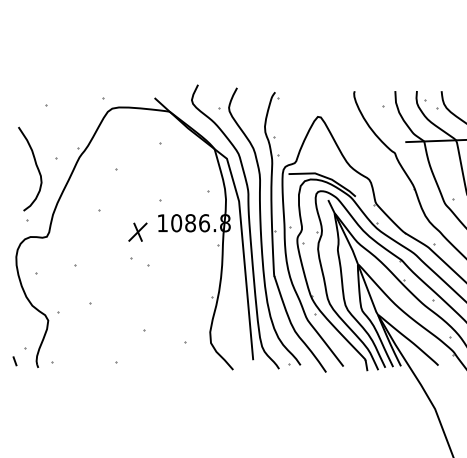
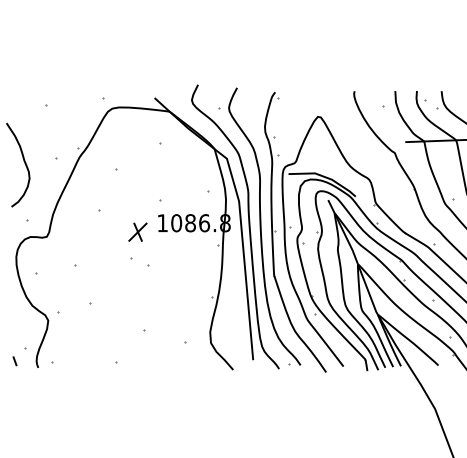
curve position: (35, 165) -> (23, 161) (23, 161)
